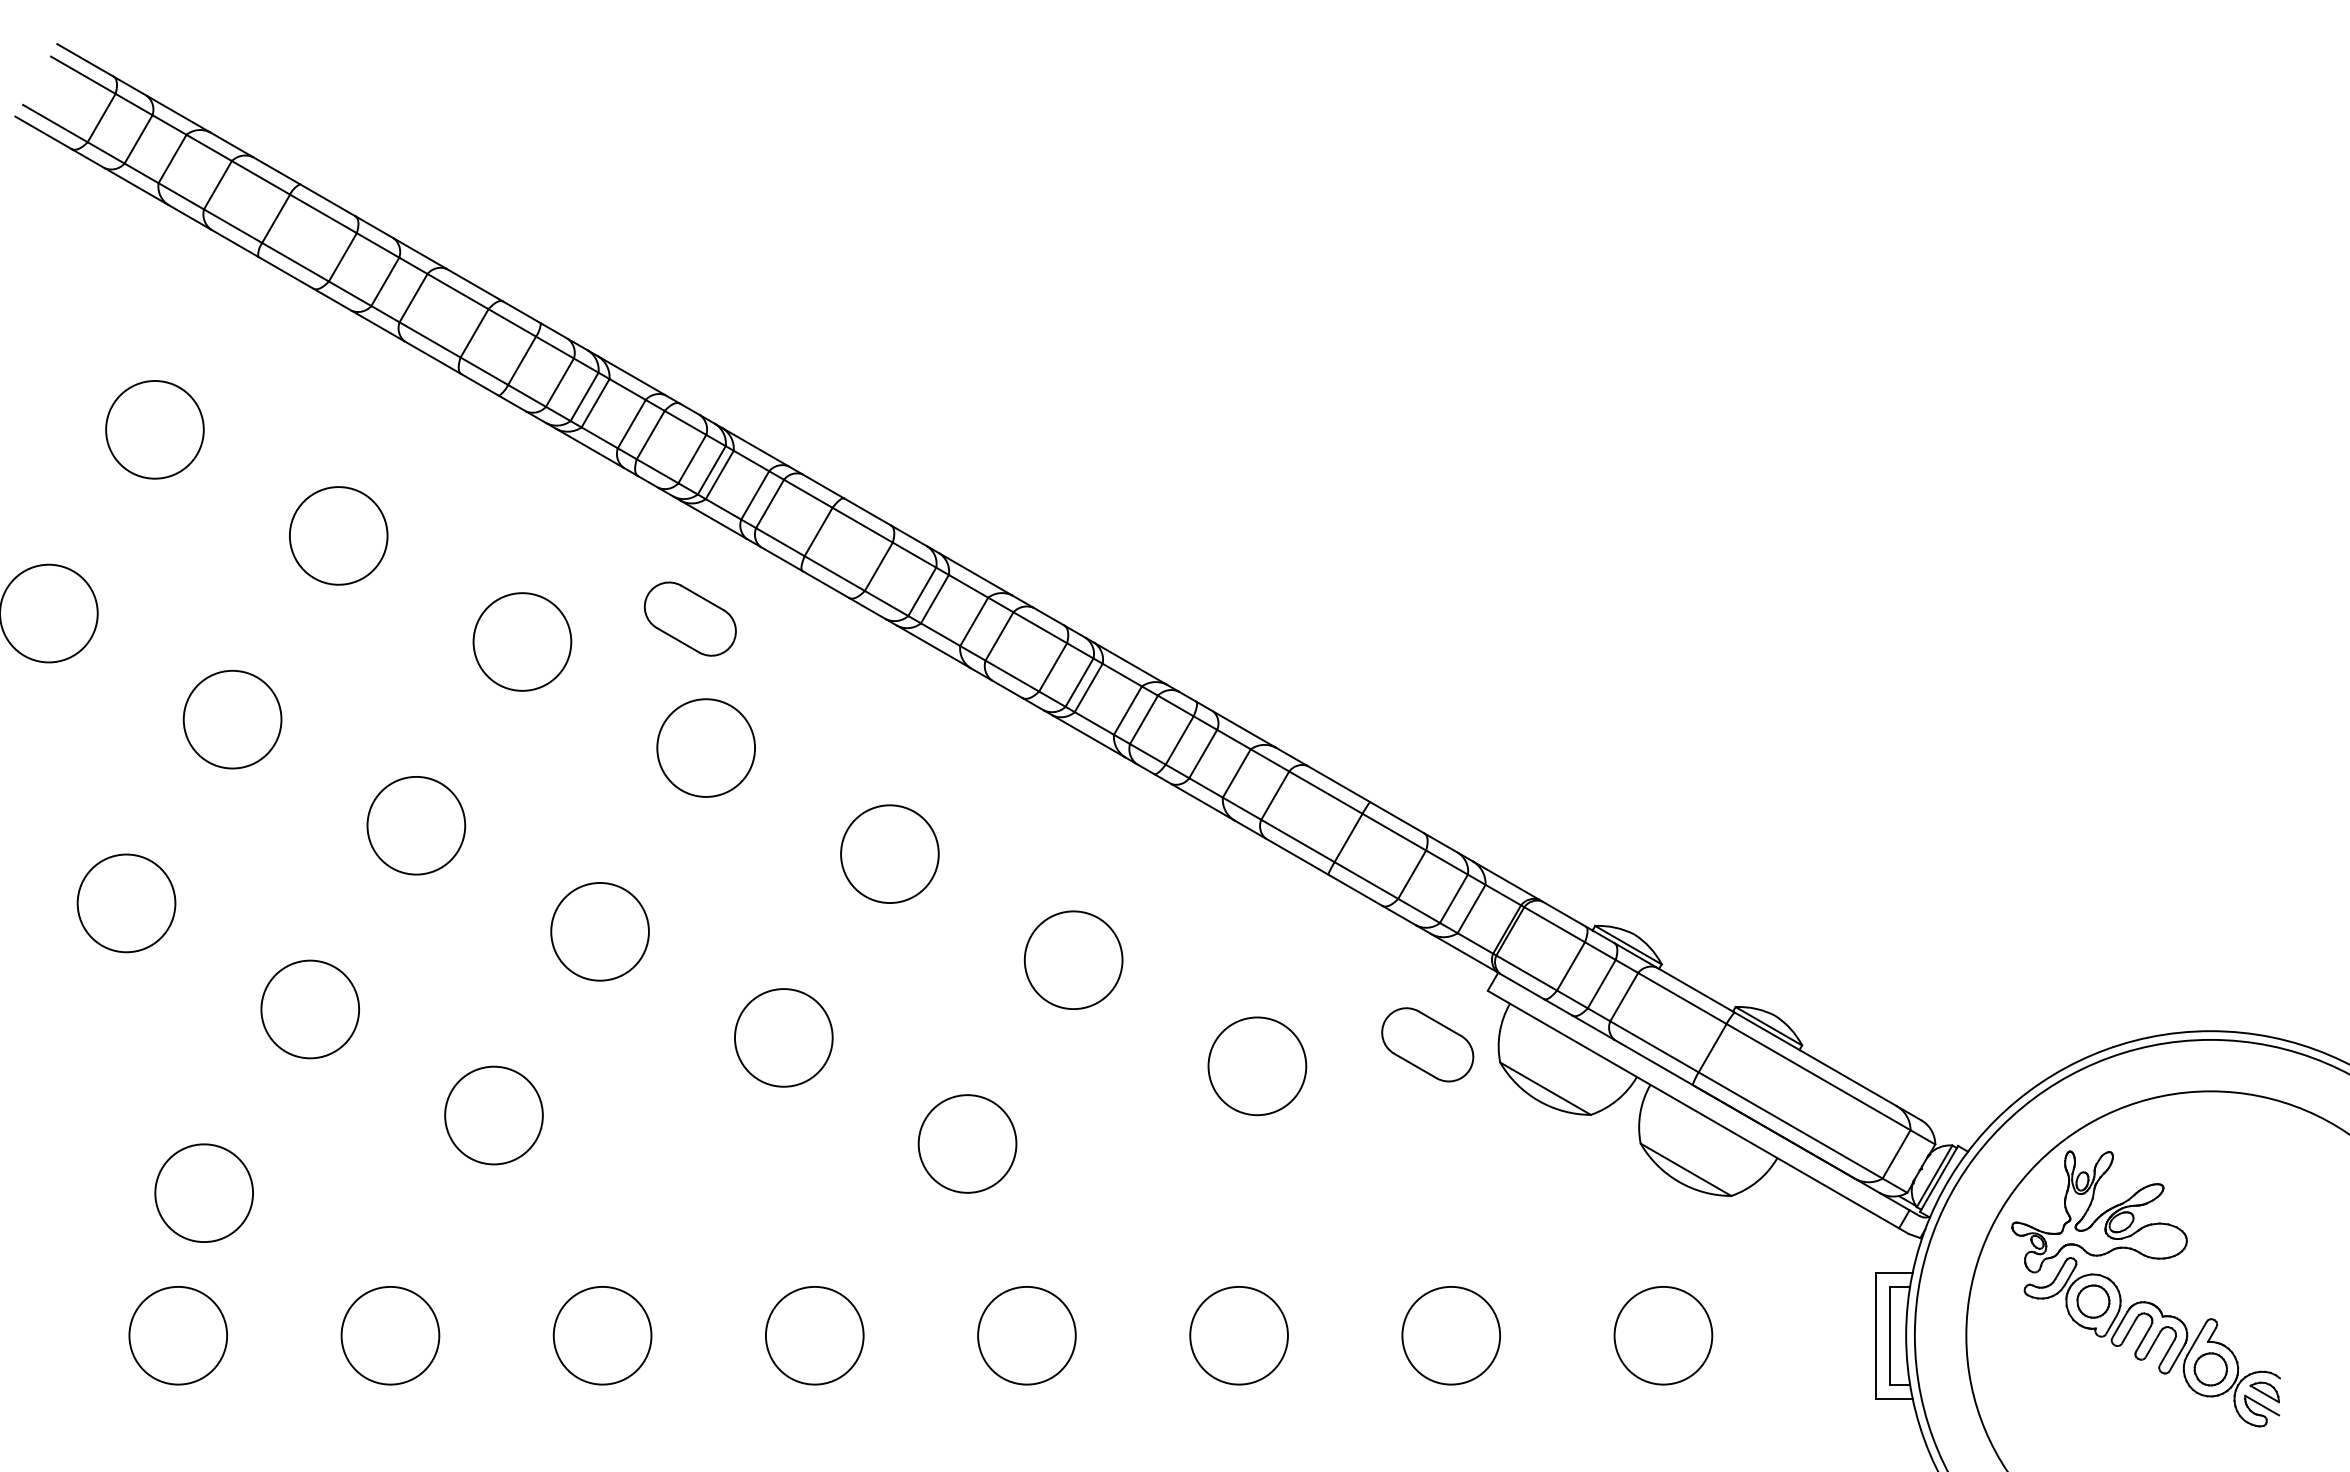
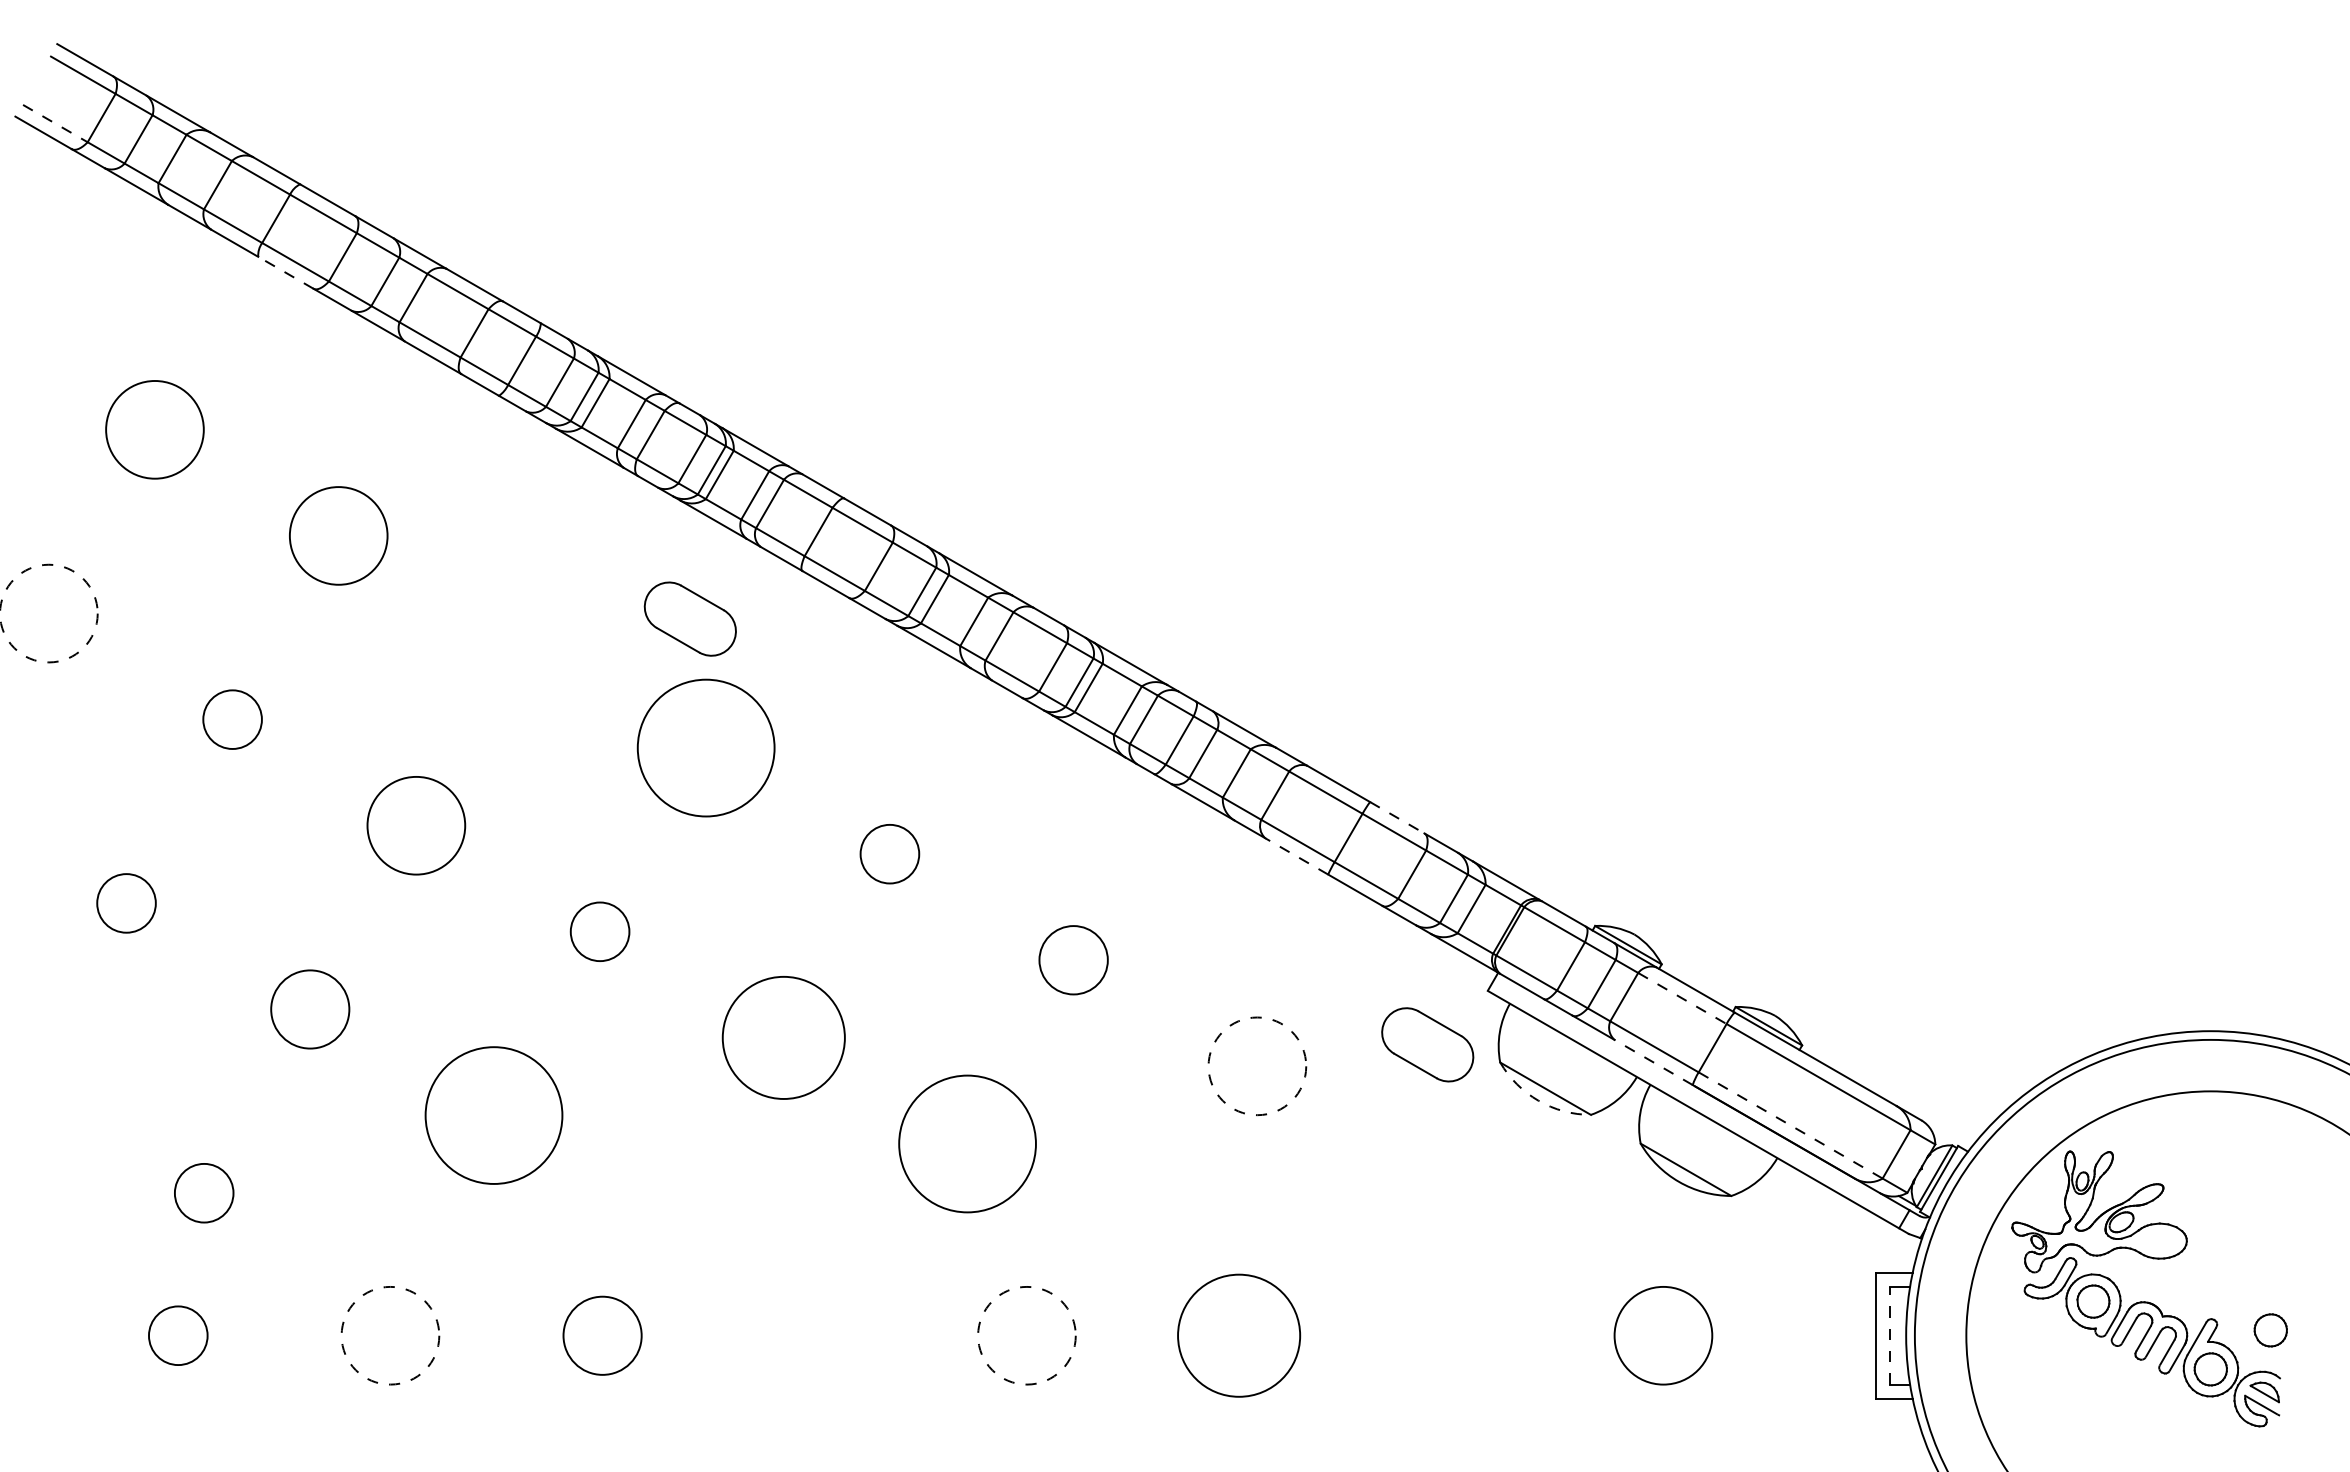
line: solid -> dashed (55, 123)
line: solid -> dashed (285, 272)
circle: solid -> dashed (48, 613)
circle: present -> none (522, 641)
circle diameter: 98 px -> 59 px (232, 719)
circle diameter: 98 px -> 137 px (705, 747)
line: solid -> dashed (1397, 817)
circle diameter: 98 px -> 59 px (889, 853)
line: solid -> dashed (1296, 856)
circle diameter: 98 px -> 59 px (126, 903)
circle diameter: 98 px -> 59 px (599, 931)
circle diameter: 98 px -> 68 px (1073, 960)
line: solid -> dashed (1682, 998)
circle diameter: 98 px -> 78 px (310, 1009)
circle diameter: 98 px -> 122 px (783, 1037)
line: solid -> dashed (1653, 1062)
circle: solid -> dashed (1257, 1066)
arc: solid -> dashed (1538, 1100)
circle diameter: 98 px -> 137 px (493, 1115)
line: solid -> dashed (1791, 1125)
circle diameter: 98 px -> 137 px (967, 1143)
circle diameter: 98 px -> 59 px (203, 1192)
part: none -> present (2270, 1330)
circle diameter: 98 px -> 59 px (177, 1335)
circle: solid -> dashed (390, 1335)
circle size: 101x100 px -> 81x81 px (602, 1335)
circle: present -> none (814, 1335)
circle: solid -> dashed (1026, 1335)
circle diameter: 98 px -> 122 px (1239, 1335)
circle: present -> none (1450, 1335)
line: solid -> dashed (1889, 1335)
